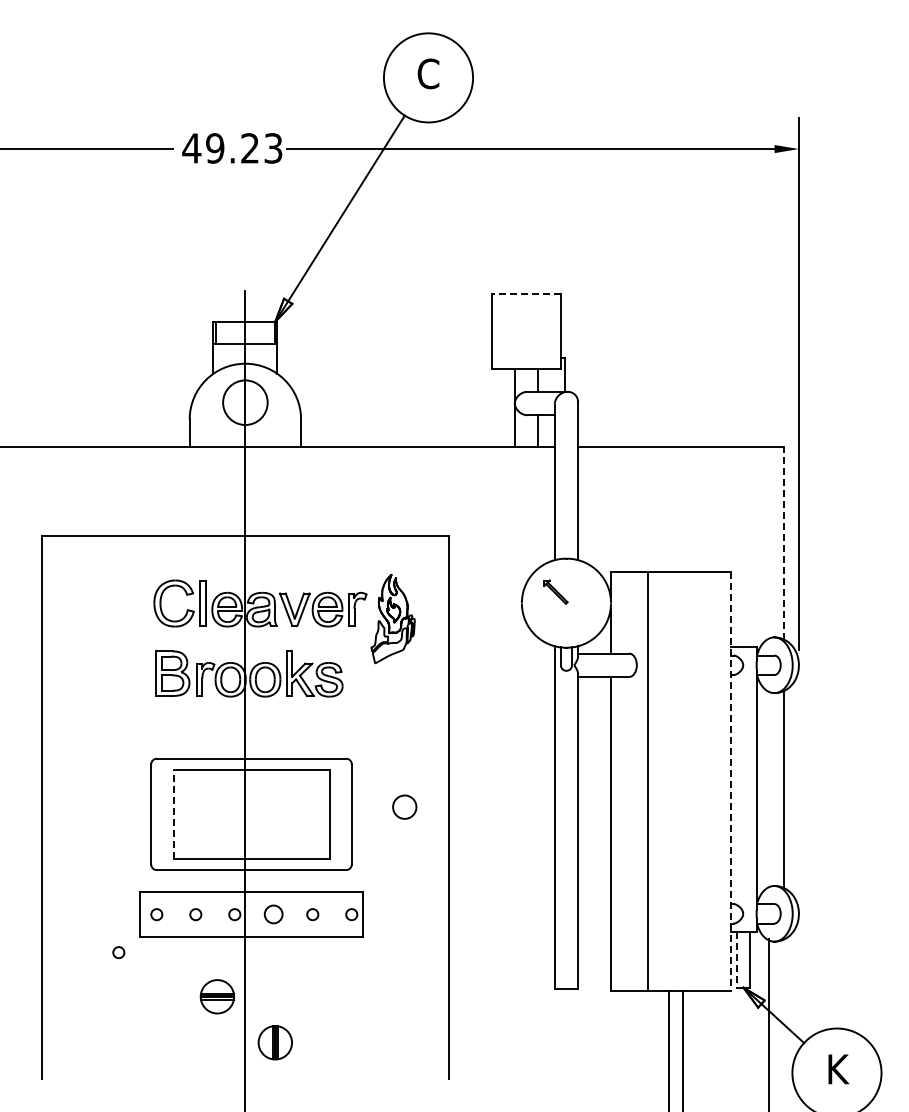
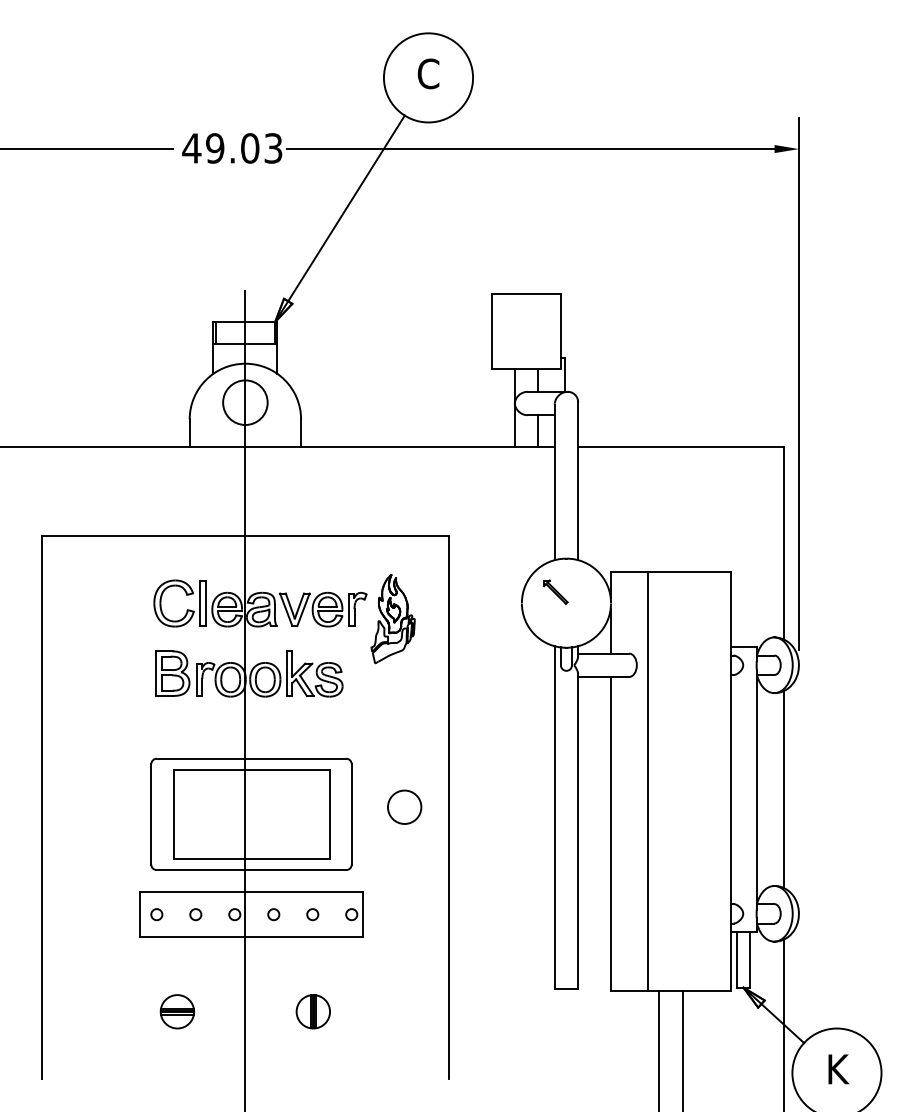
text: 49.23 -> 49.03 (250, 148)
line: dashed -> solid (526, 294)
line: dashed -> solid (784, 542)
line: dashed -> solid (731, 781)
circle size: 26x26 px -> 36x36 px (404, 806)
line: dashed -> solid (173, 814)
circle size: 21x21 px -> 14x14 px (273, 914)
circle: present -> none (118, 952)
line: dashed -> solid (737, 959)
part position: (216, 996) -> (176, 1011) (176, 1011)
line position: (769, 1023) -> (784, 1023) (784, 1023)
part position: (274, 1042) -> (312, 1011) (312, 1011)
line position: (669, 1049) -> (659, 1049) (659, 1049)
